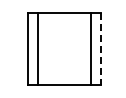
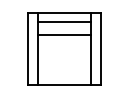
line: none -> present (64, 21)
line: none -> present (64, 35)
line: dashed -> solid (101, 49)
